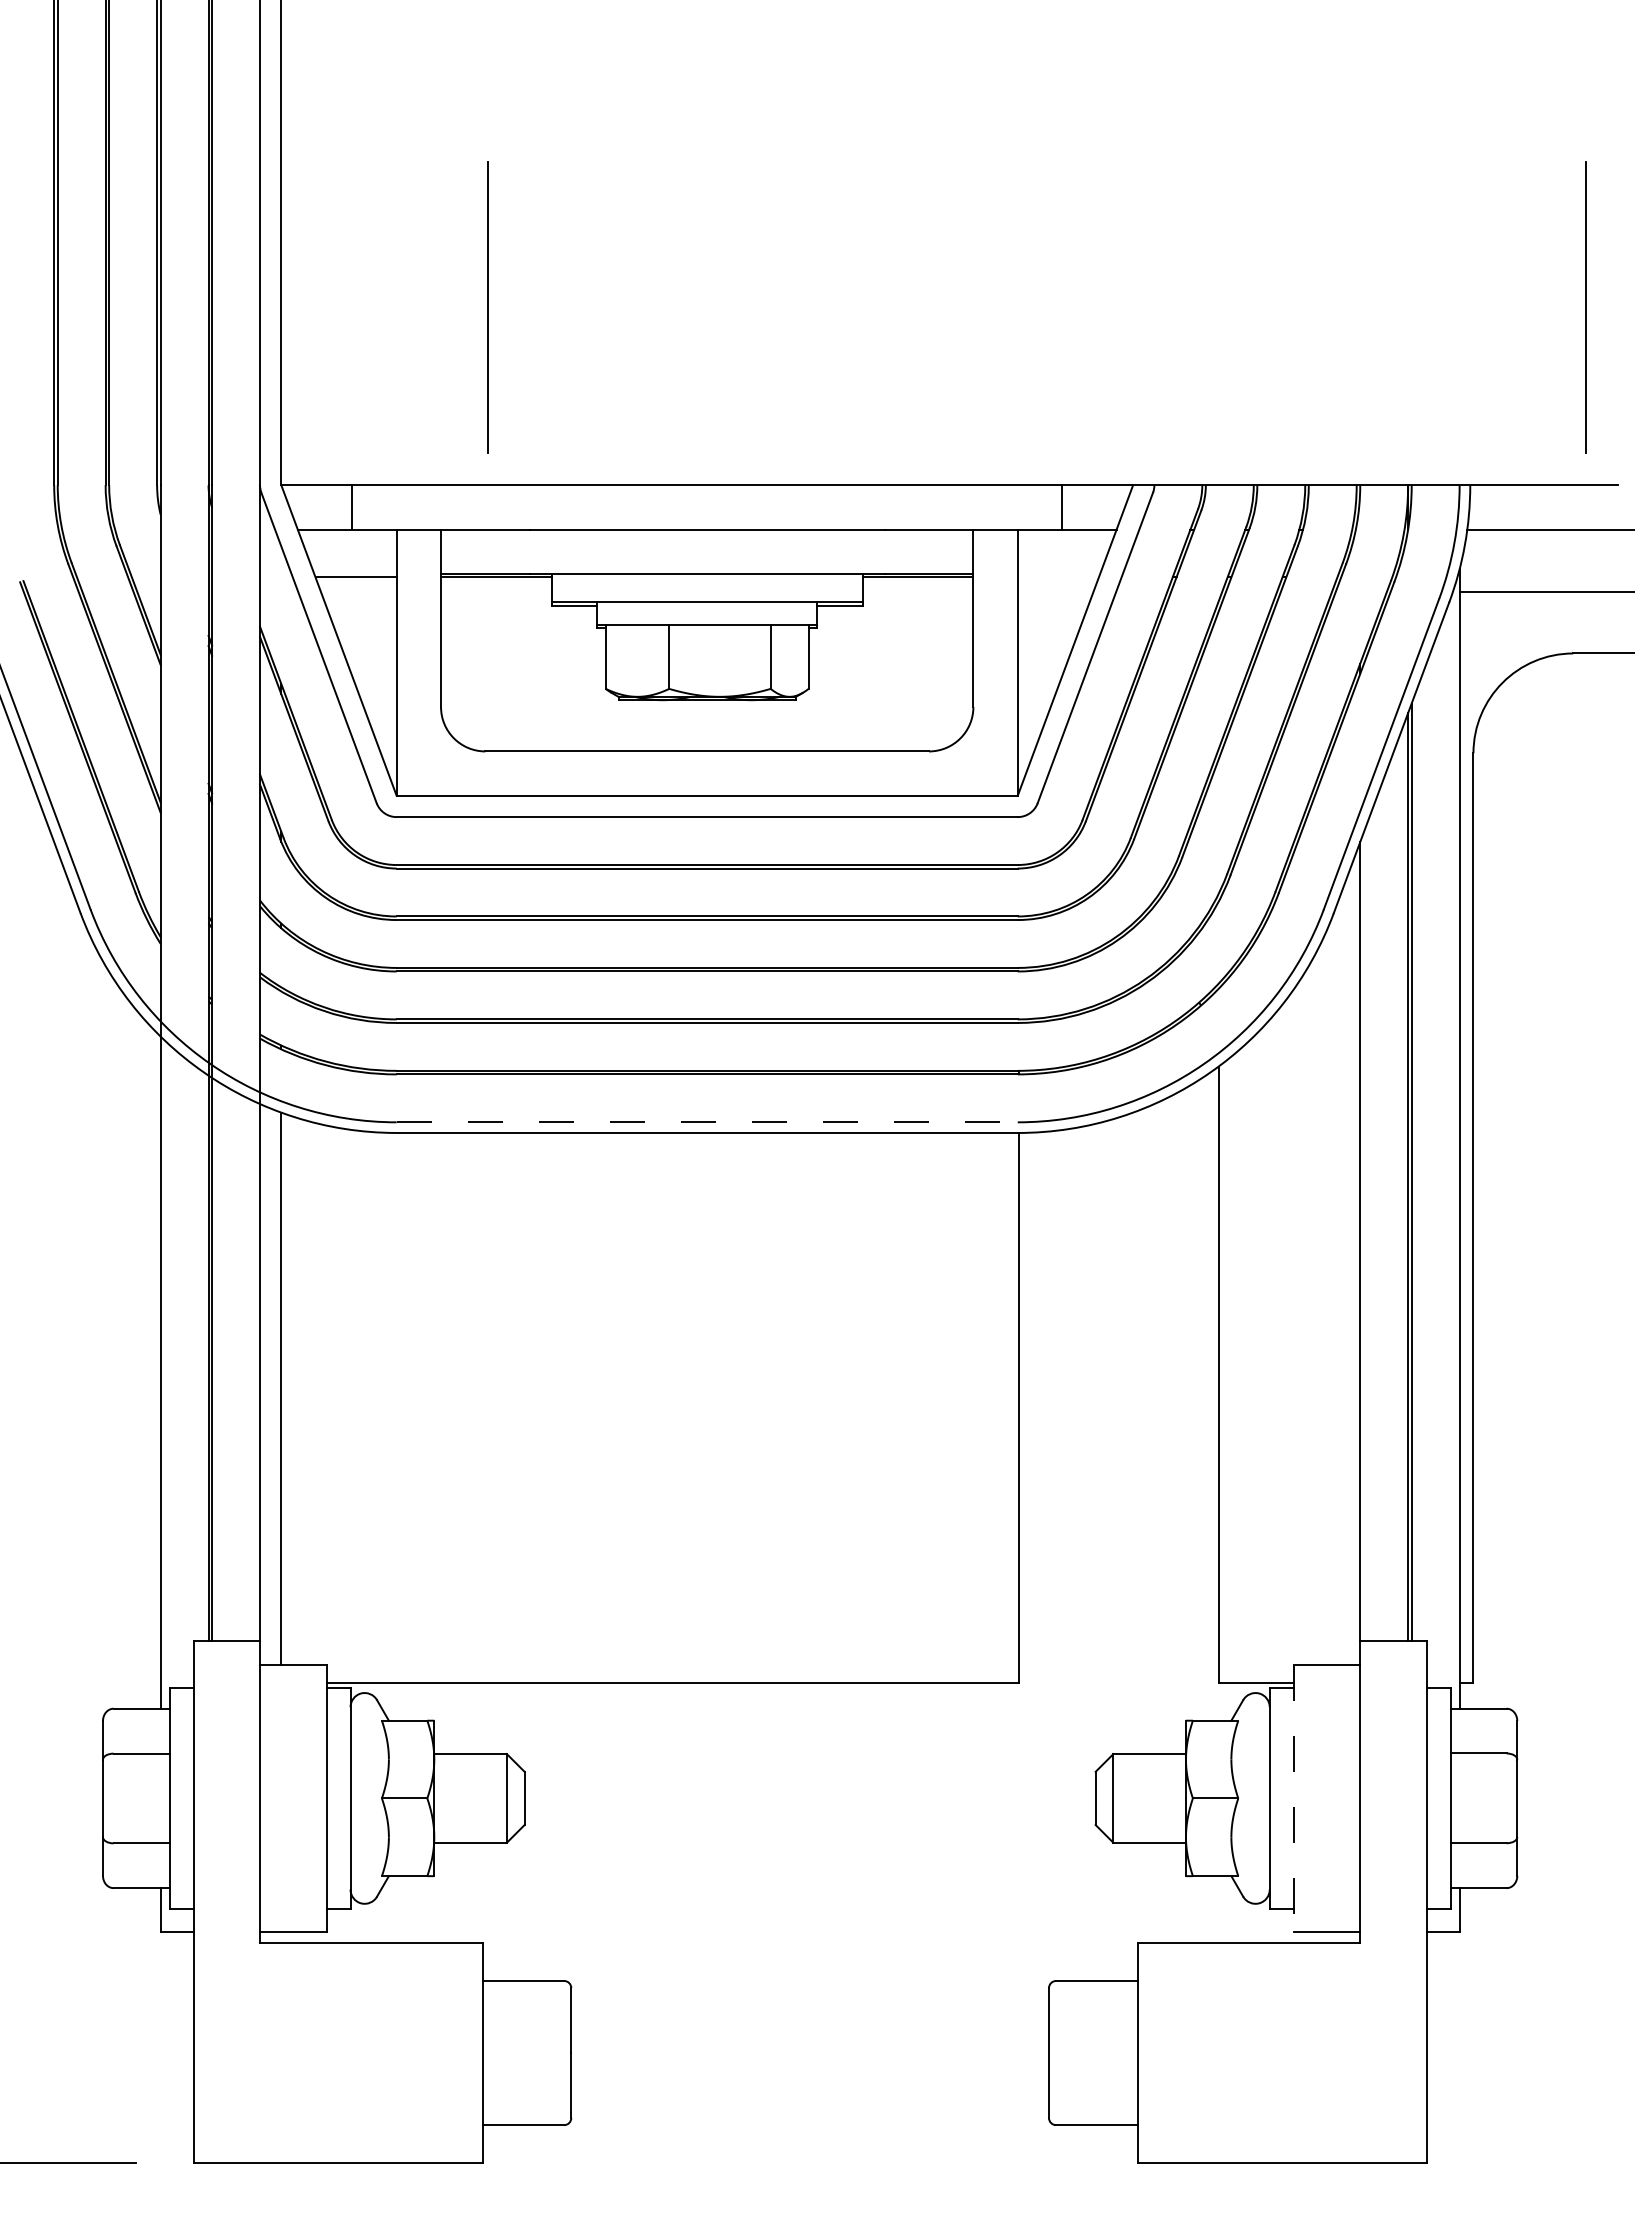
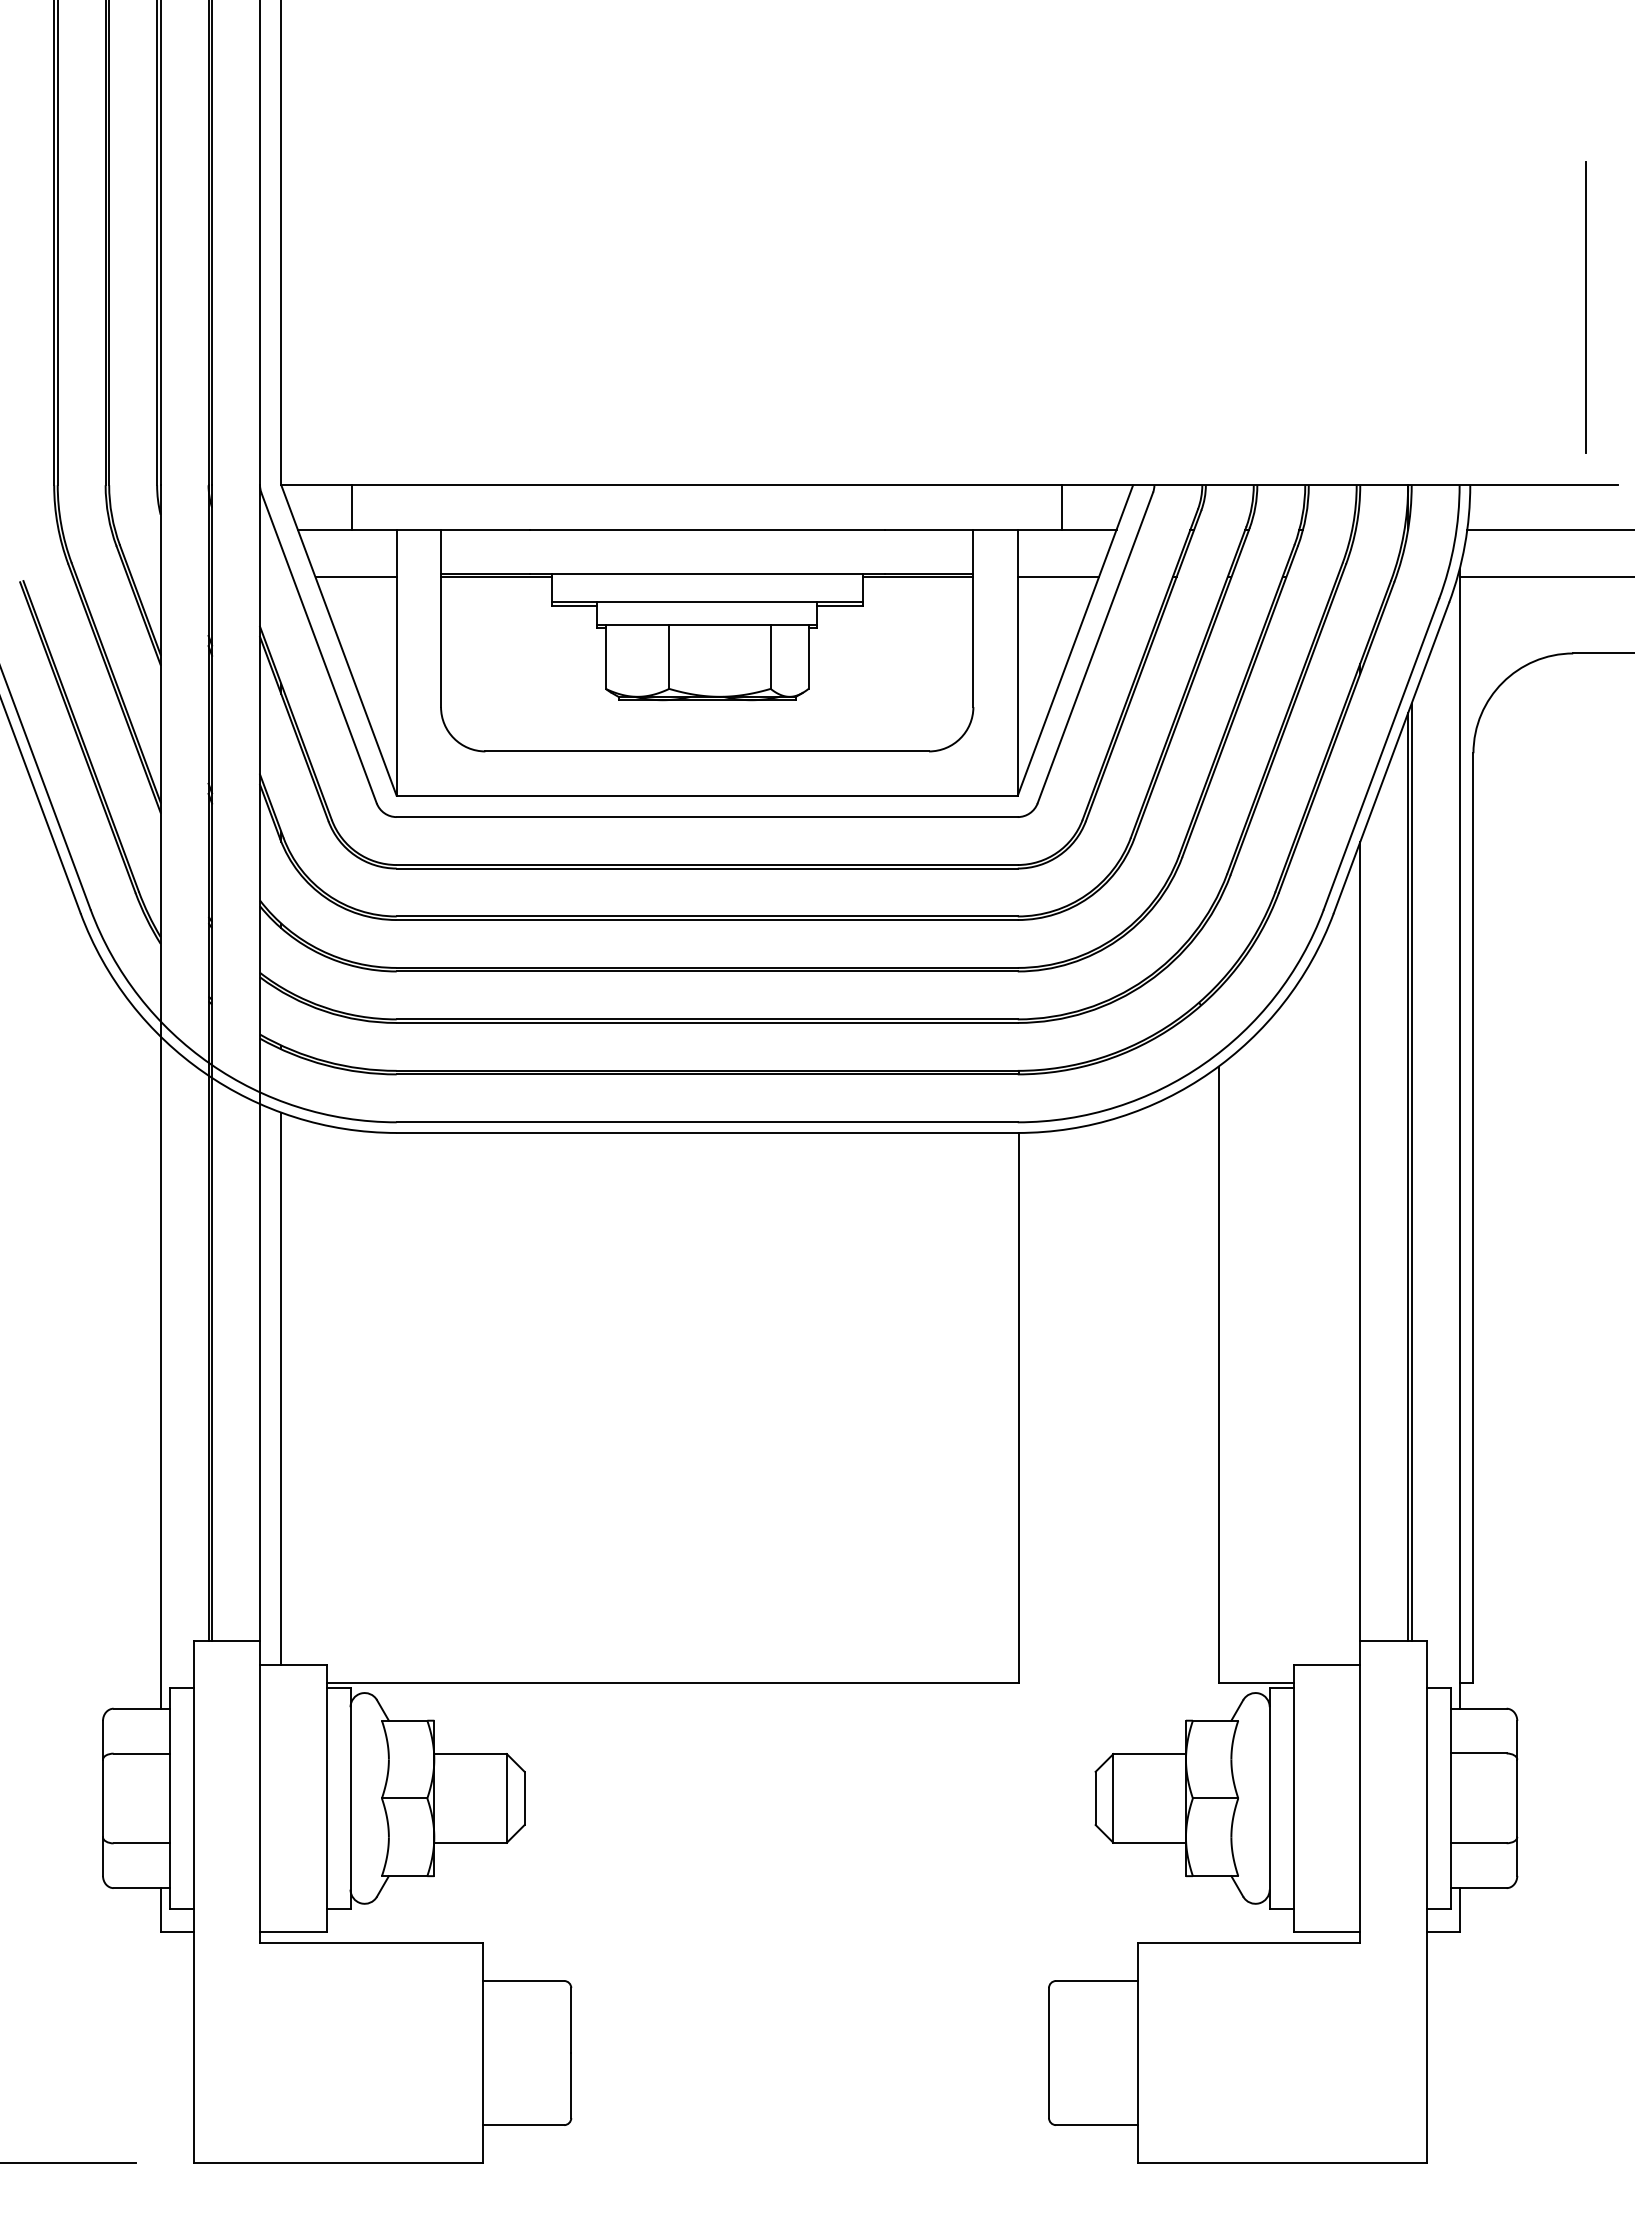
line: present -> none (487, 307)
line: none -> present (1057, 577)
line position: (1545, 592) -> (1545, 577) (1545, 577)
line: dashed -> solid (707, 1122)
line: dashed -> solid (1293, 1798)
